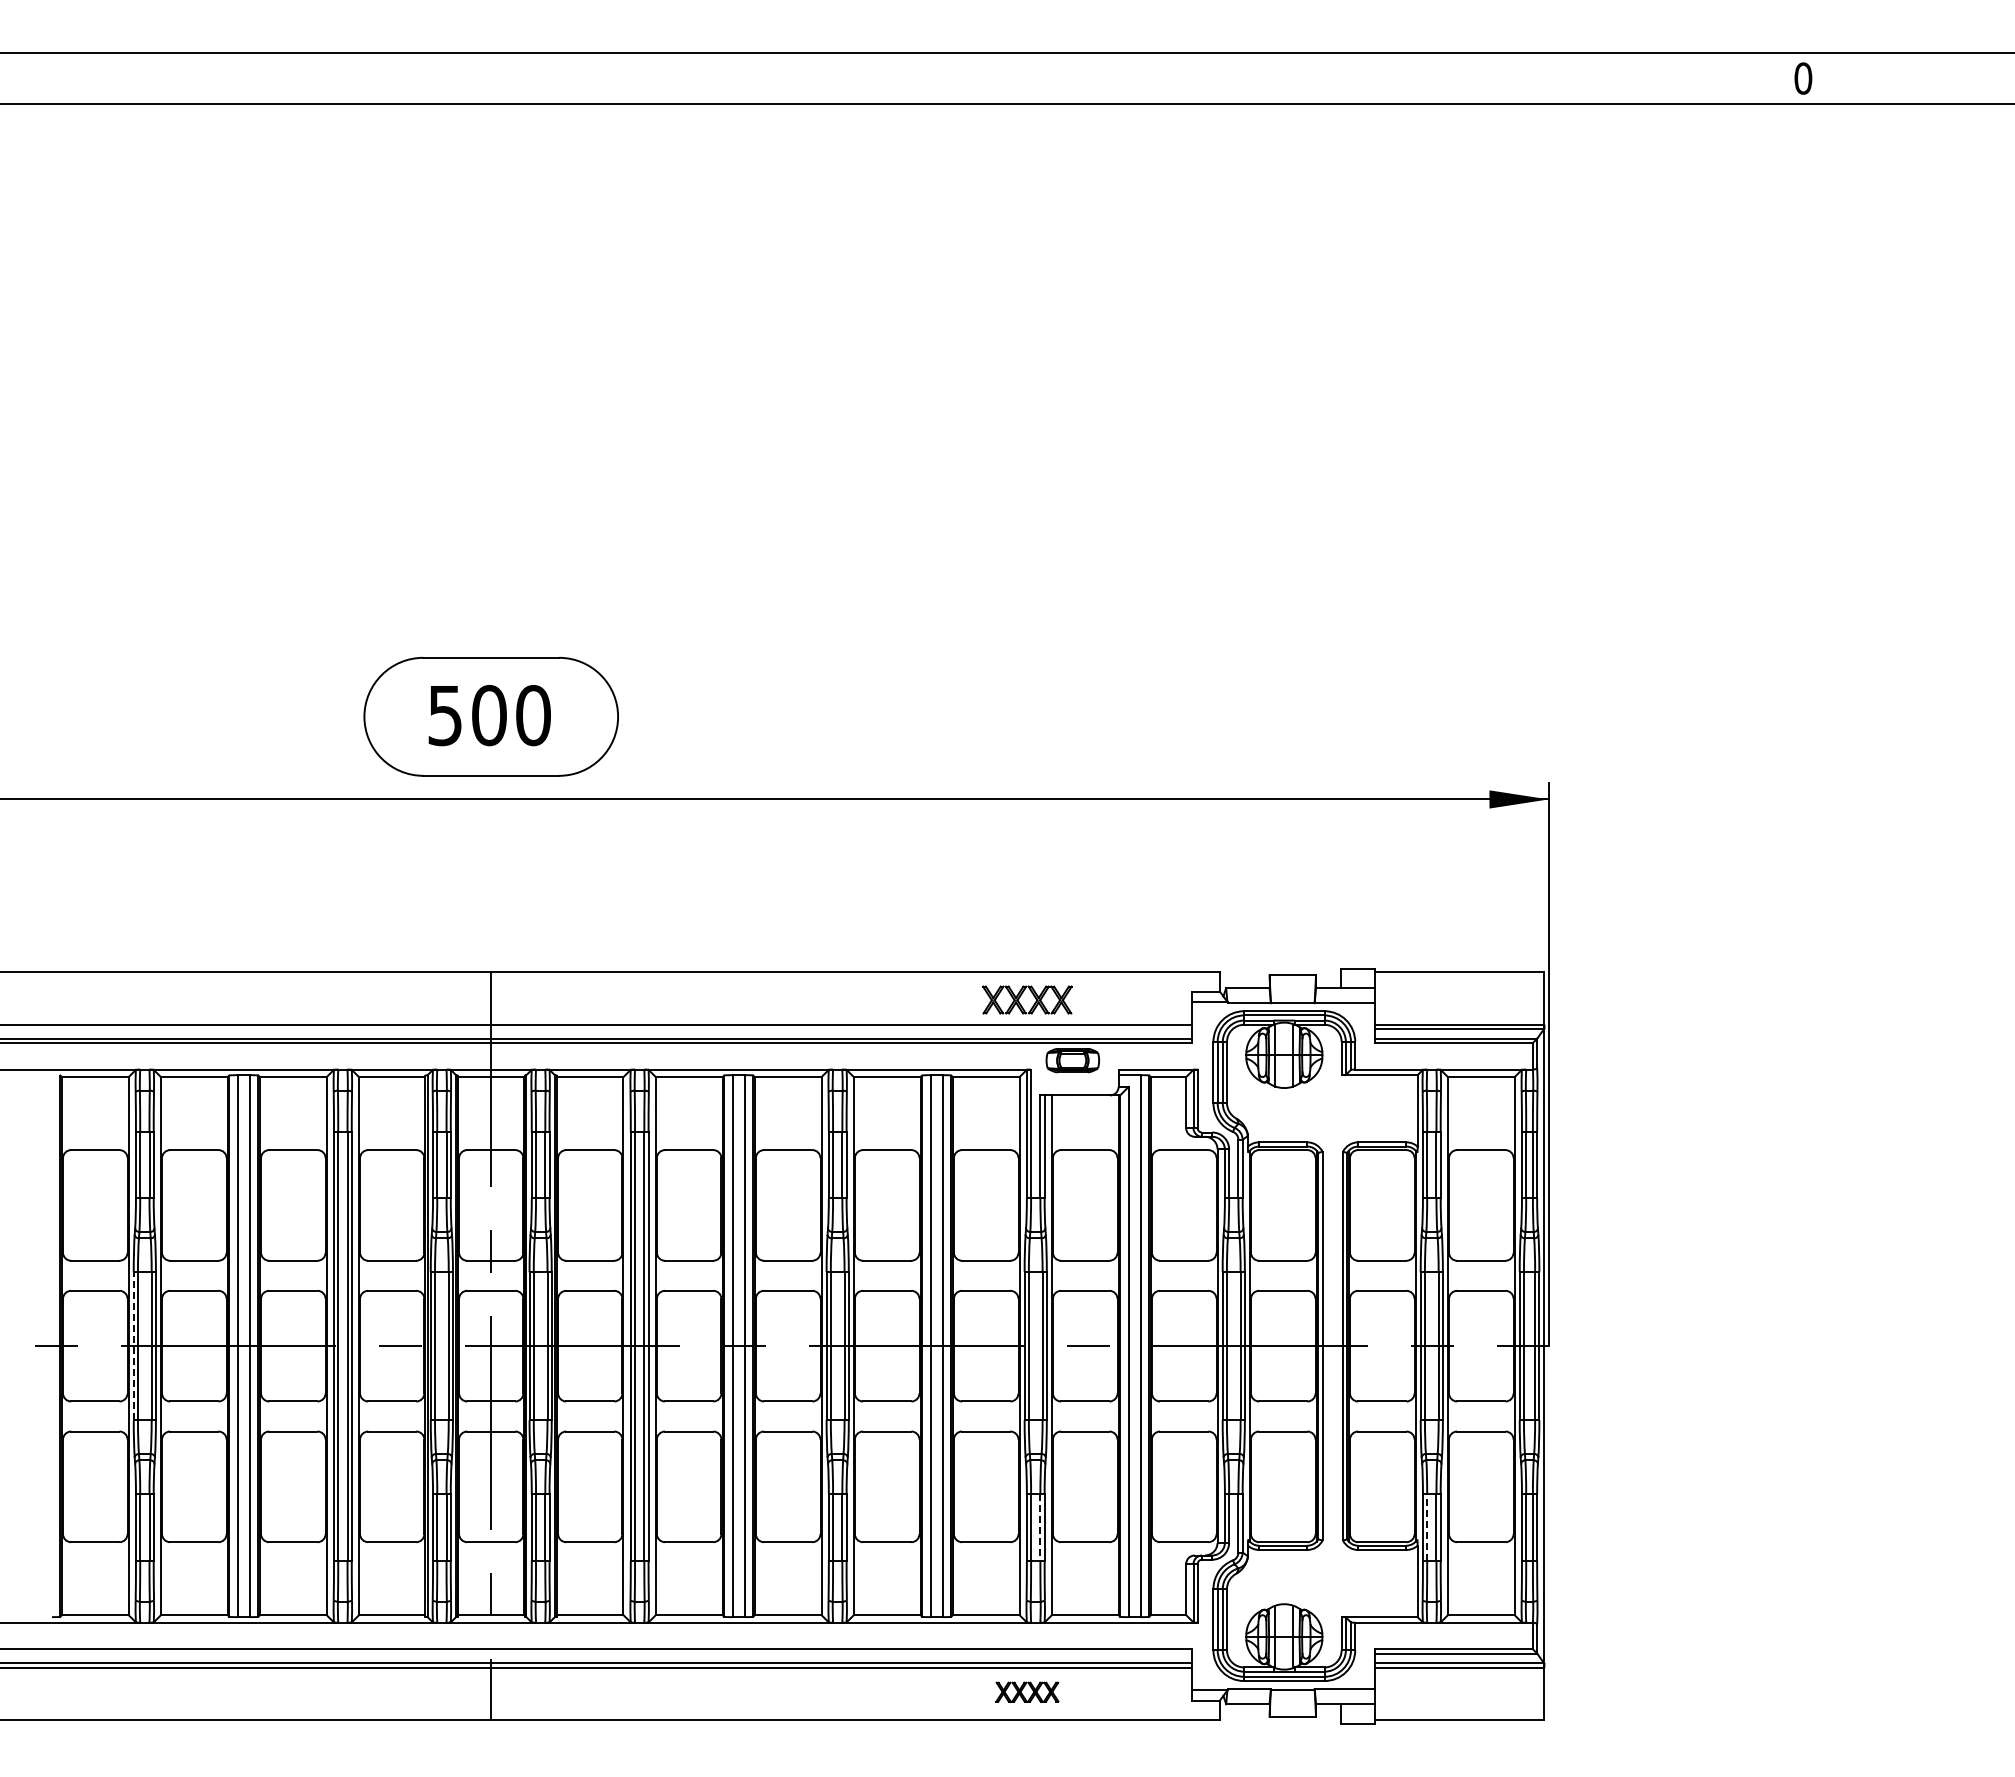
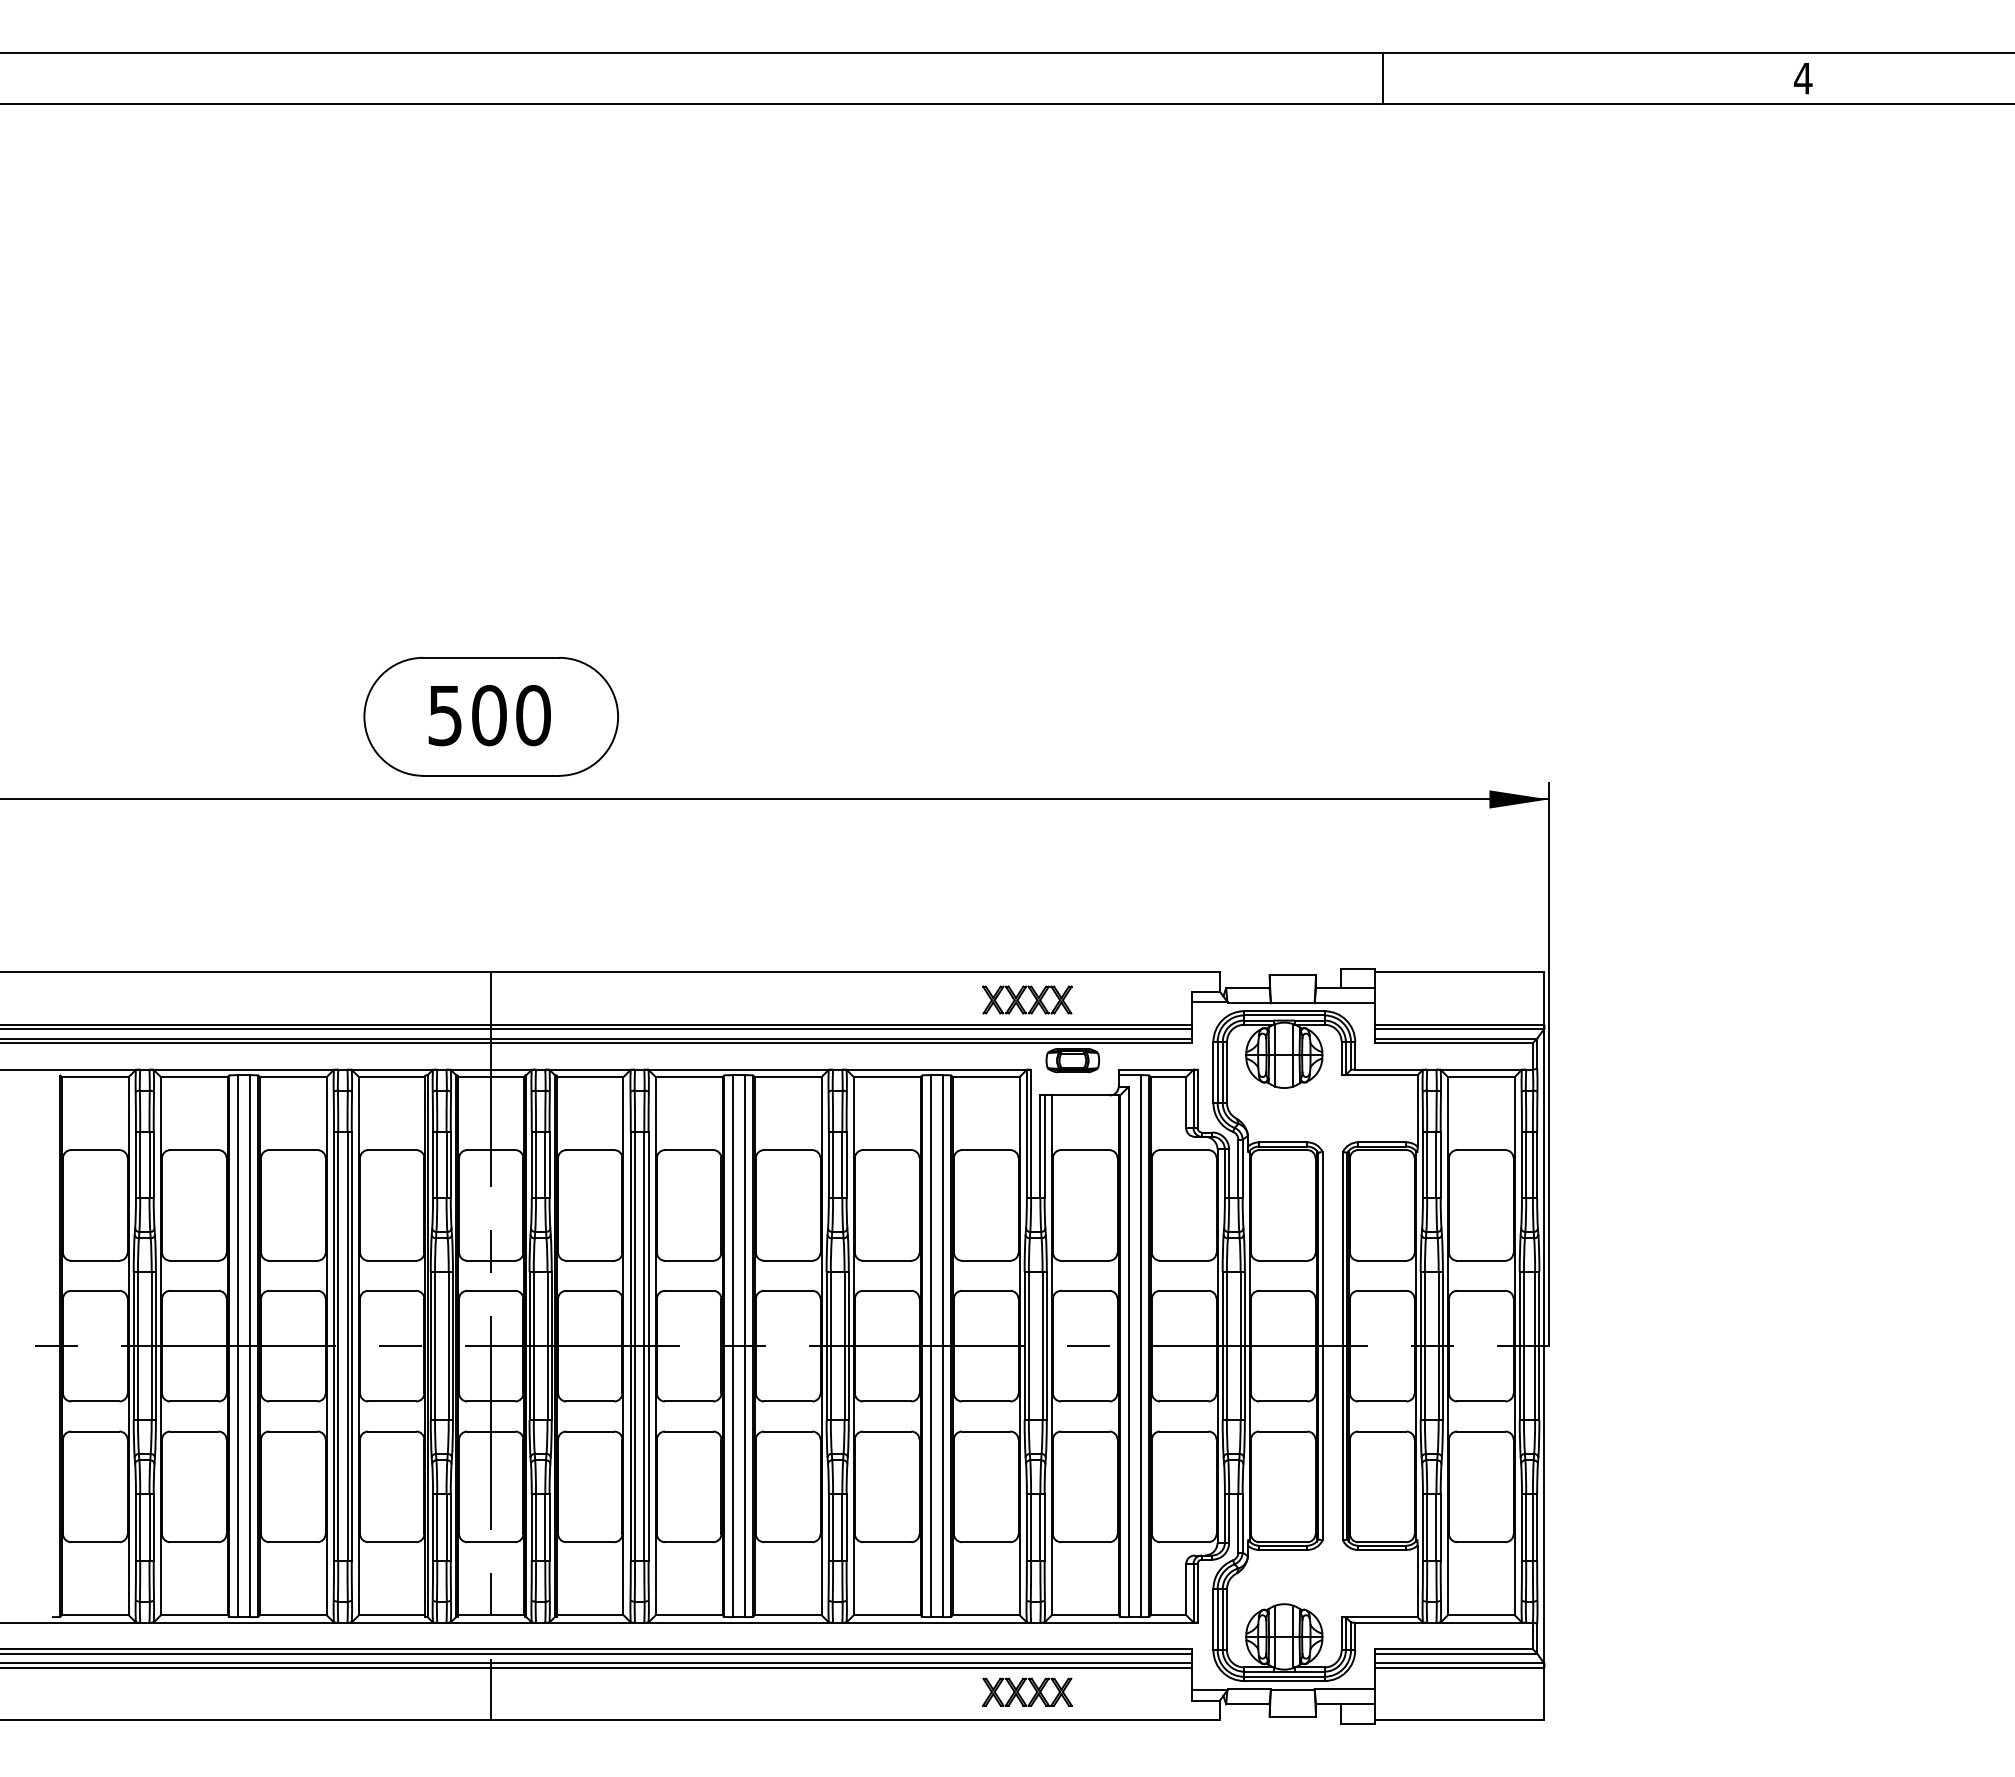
line: none -> present (1382, 78)
text: 0 -> 4 (1803, 78)
line: none -> present (597, 1028)
line: dashed -> solid (133, 1345)
line: dashed -> solid (1427, 1526)
line: dashed -> solid (1040, 1527)
line: none -> present (597, 1653)
part size: 65x22 px -> 91x30 px (1027, 1691)
